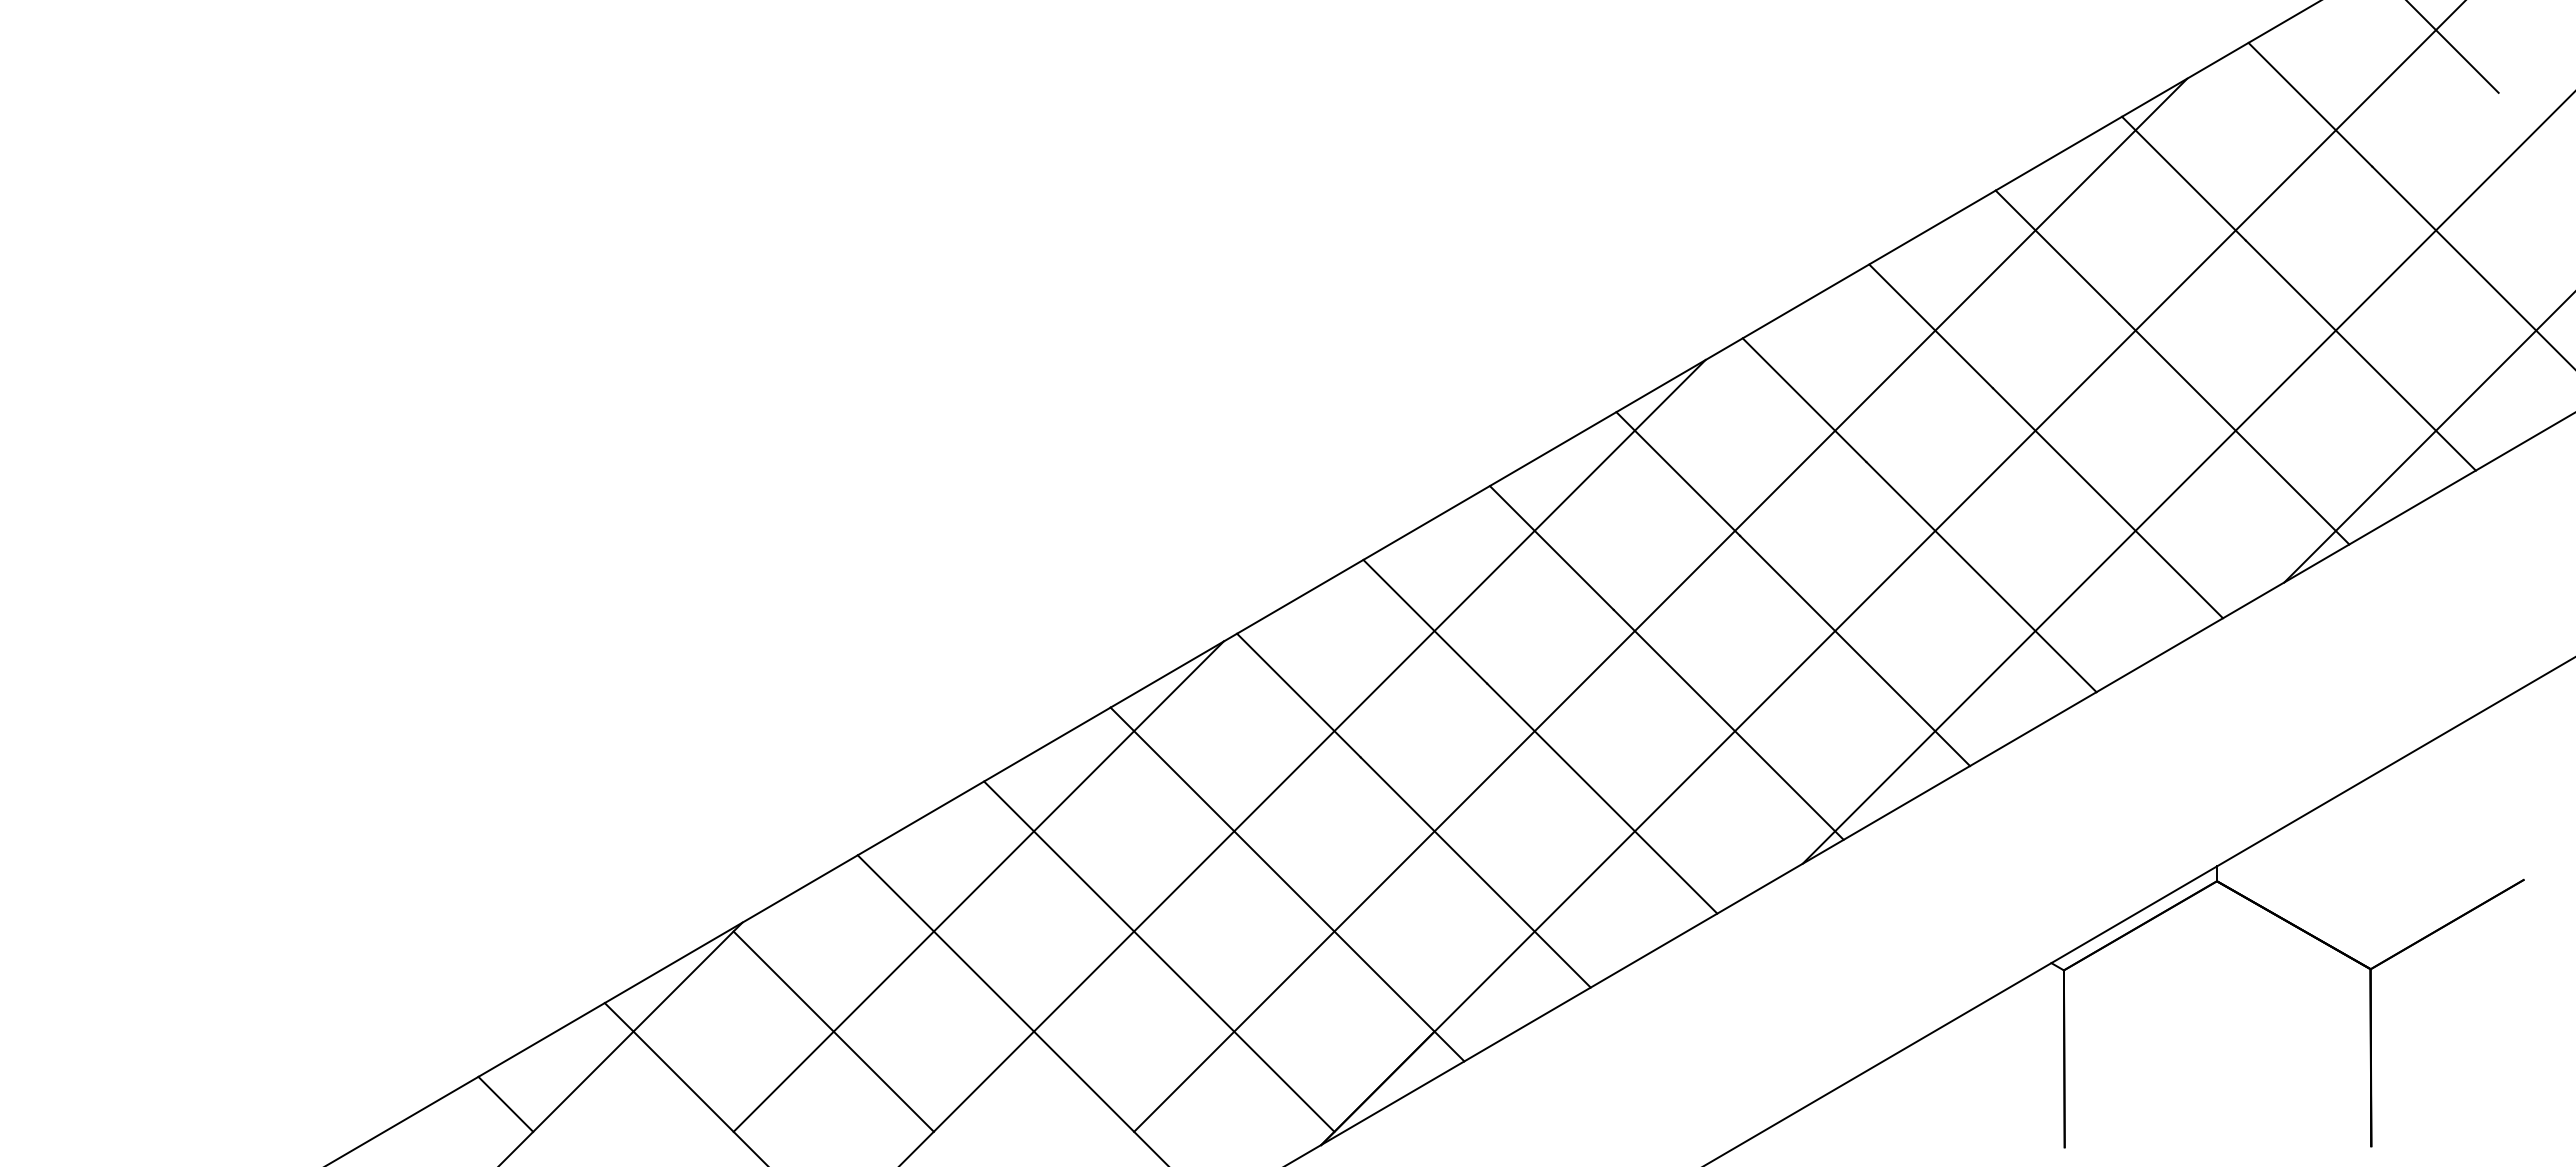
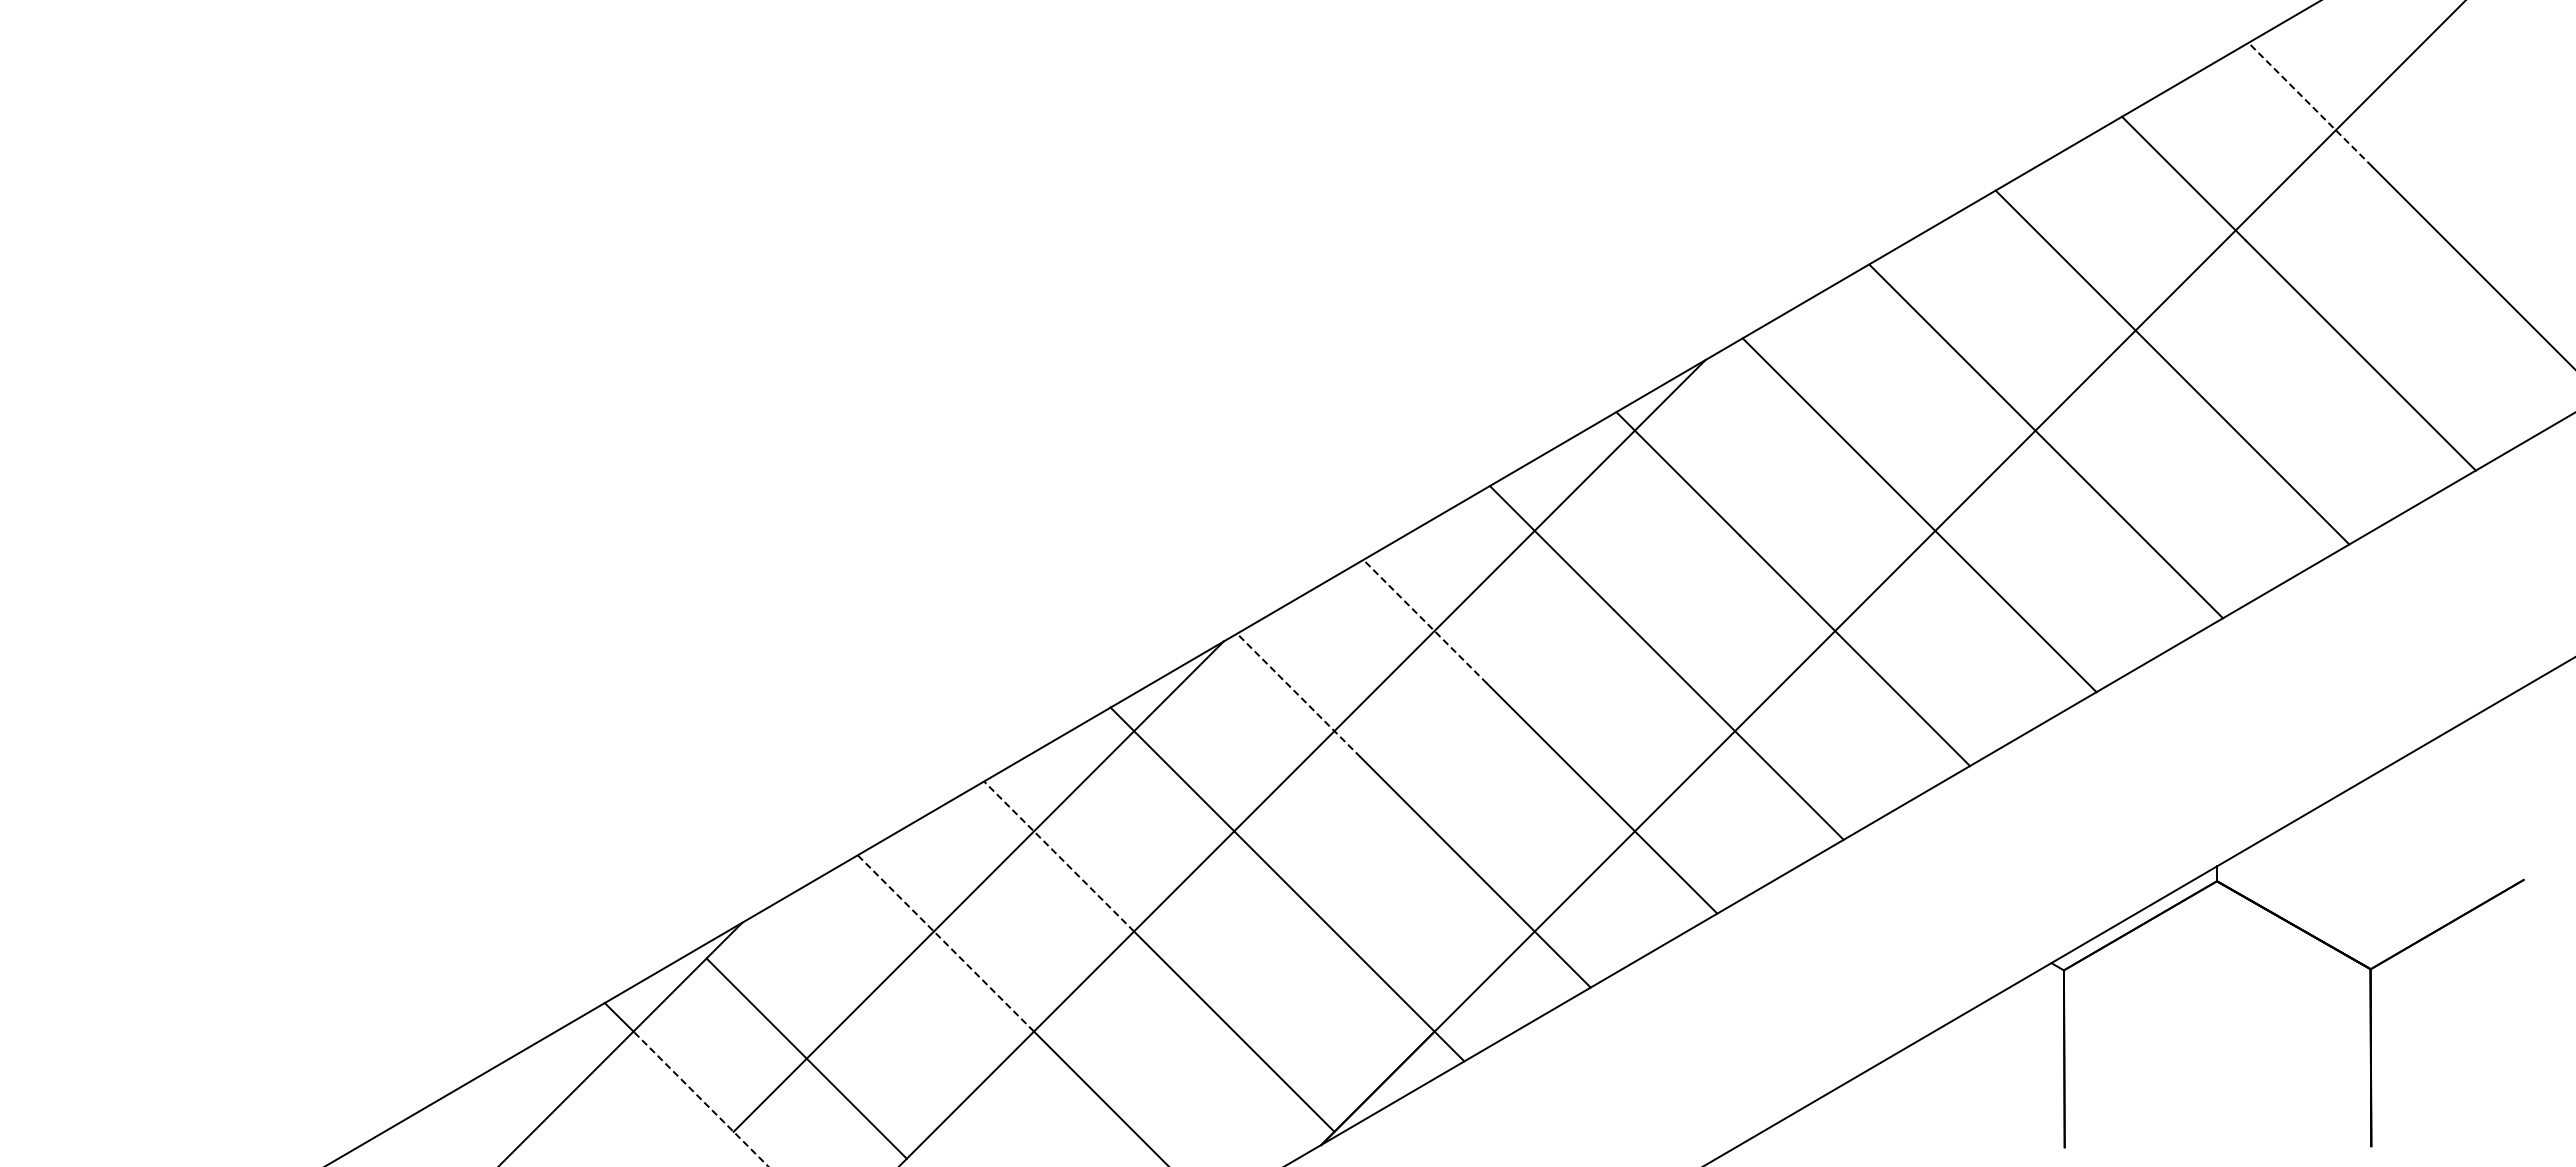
line: present -> none (2453, 47)
line: solid -> dashed (2310, 104)
line: present -> none (2428, 438)
line: present -> none (2187, 478)
line: present -> none (1660, 604)
line: solid -> dashed (1424, 621)
line: solid -> dashed (1298, 695)
line: solid -> dashed (1058, 856)
line: solid -> dashed (945, 943)
line position: (833, 1031) -> (806, 1058) (806, 1058)
line: solid -> dashed (700, 1098)
line: present -> none (505, 1103)
